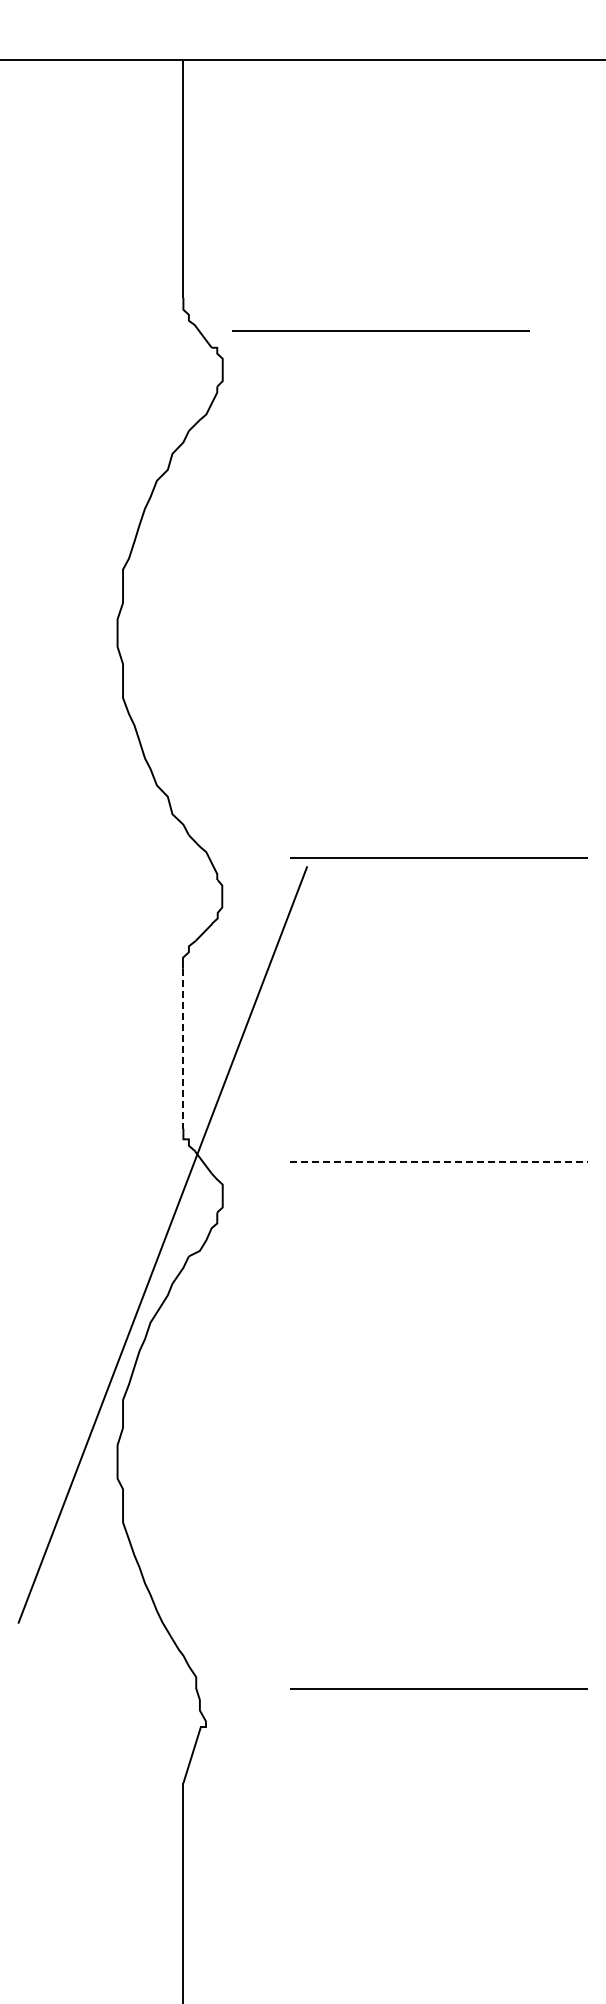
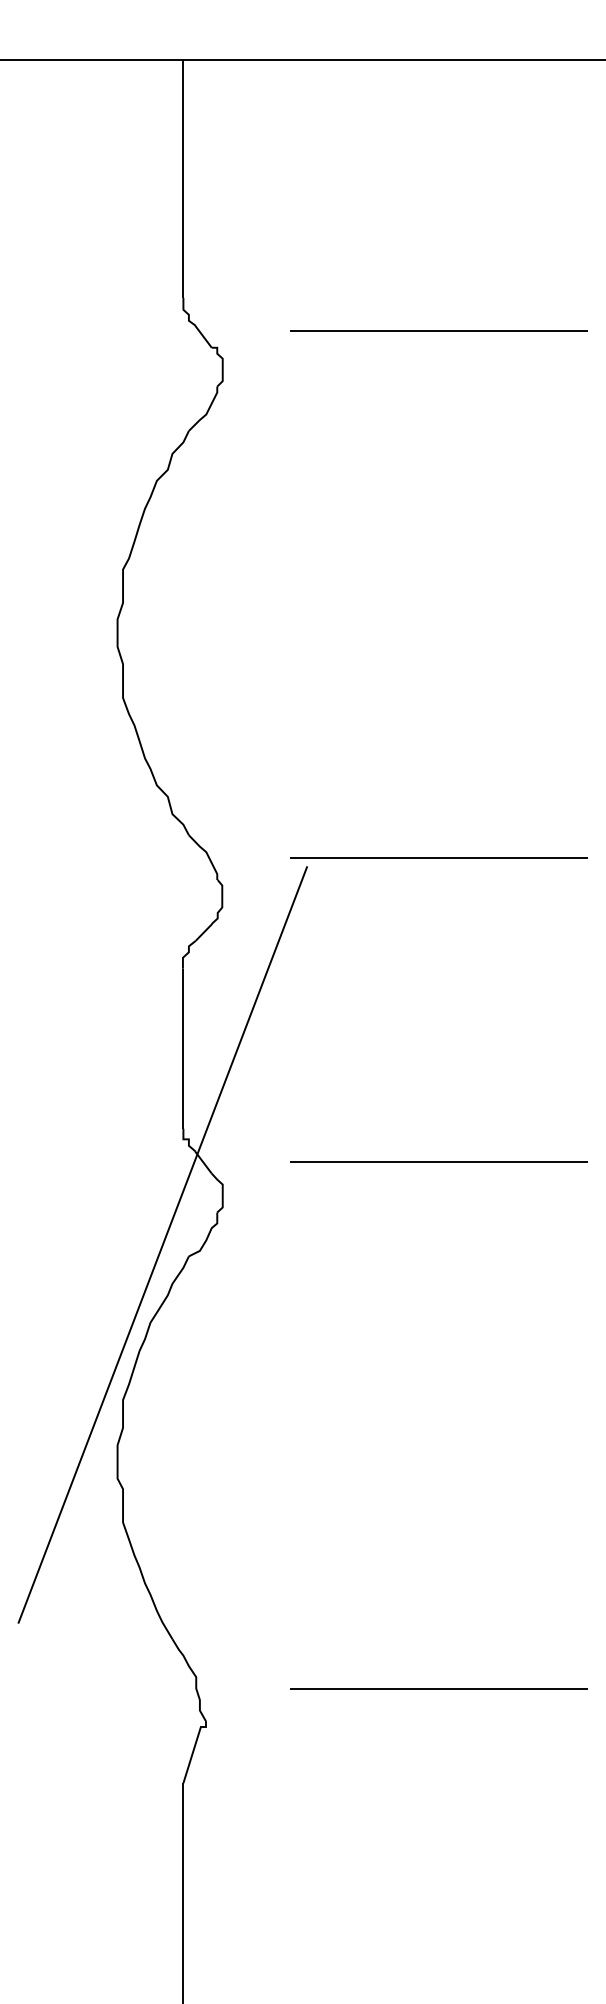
line position: (380, 330) -> (438, 330) (438, 330)
line: dashed -> solid (183, 1049)
line: dashed -> solid (439, 1162)
